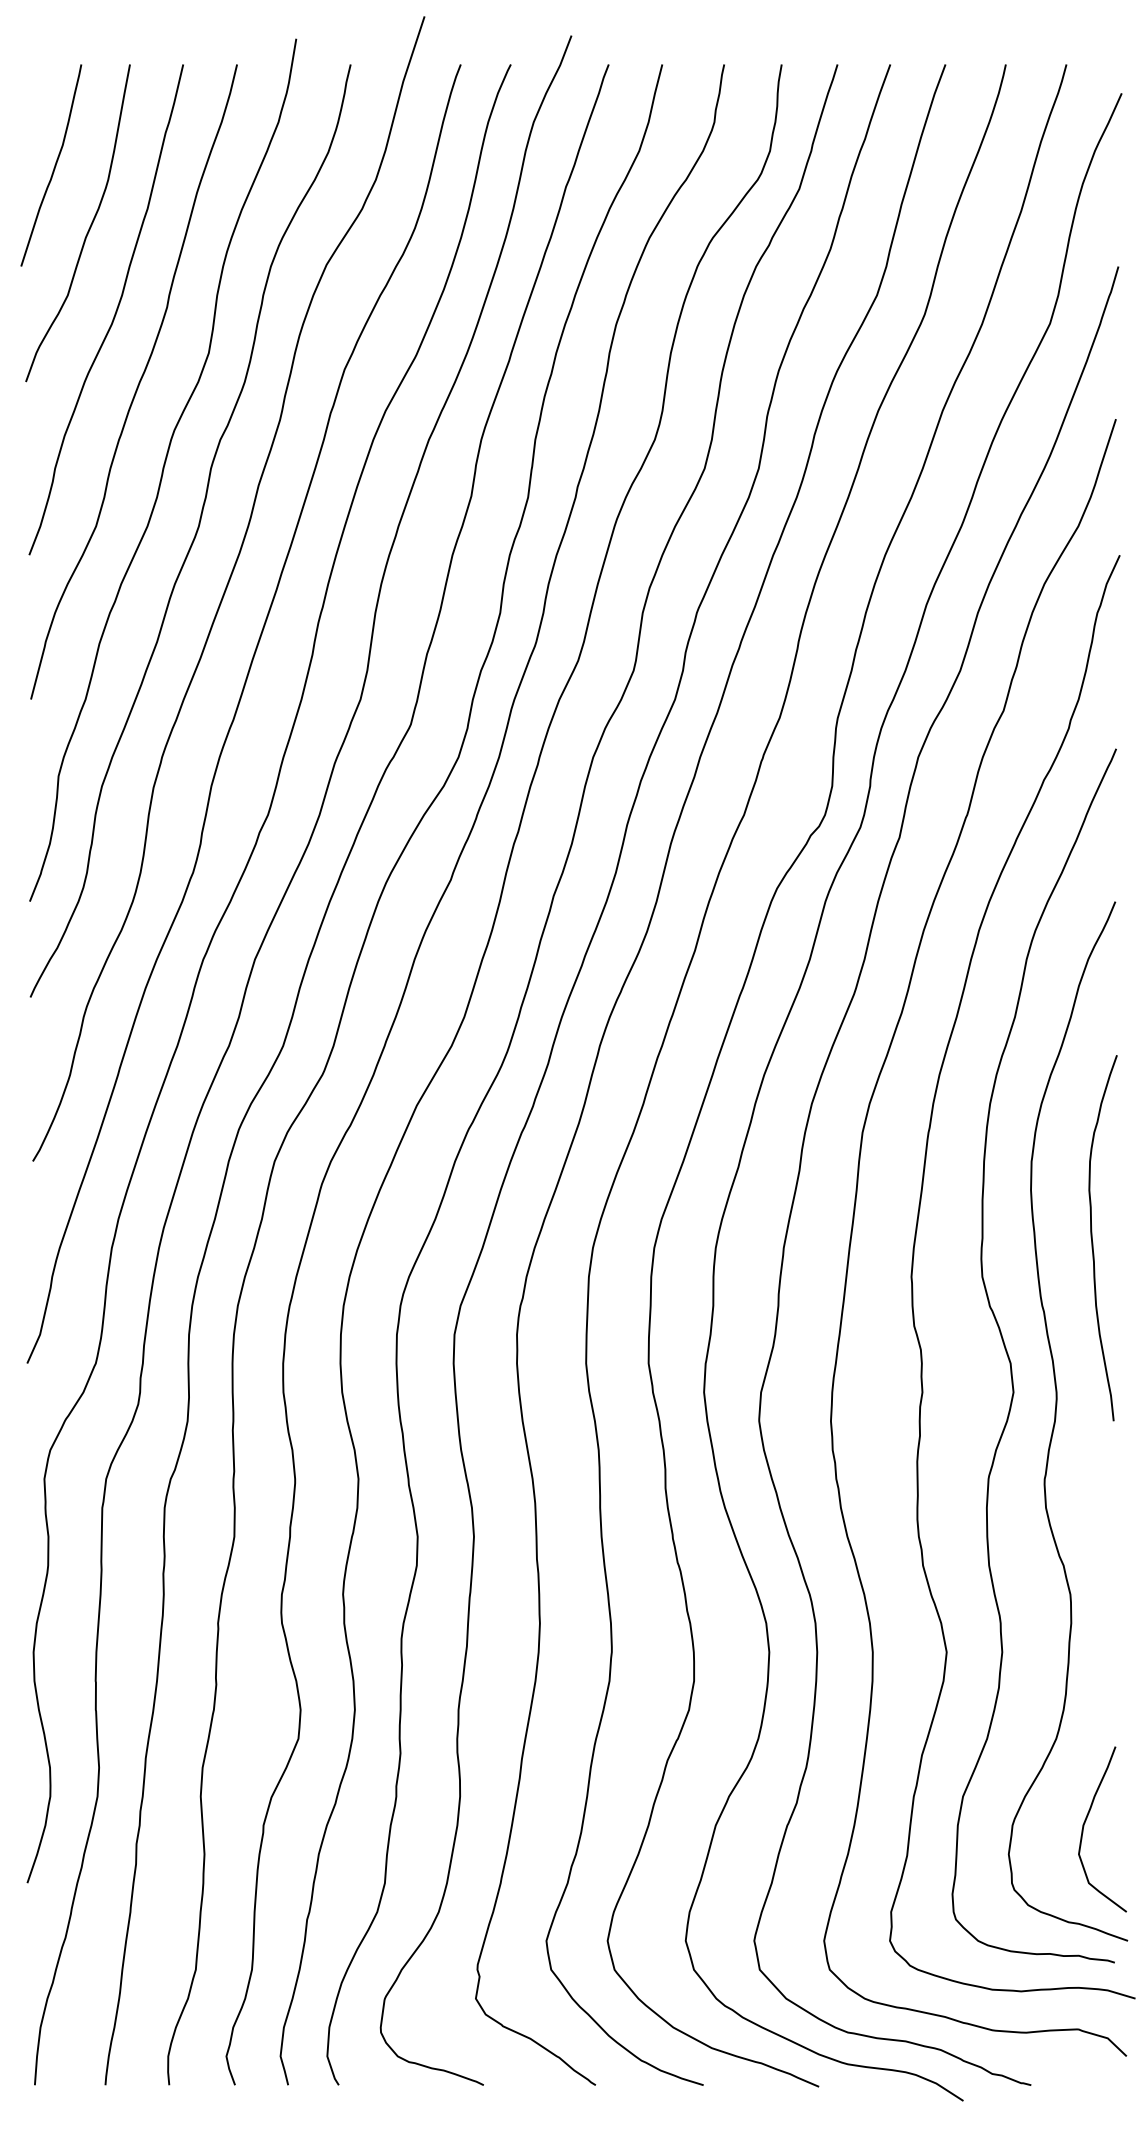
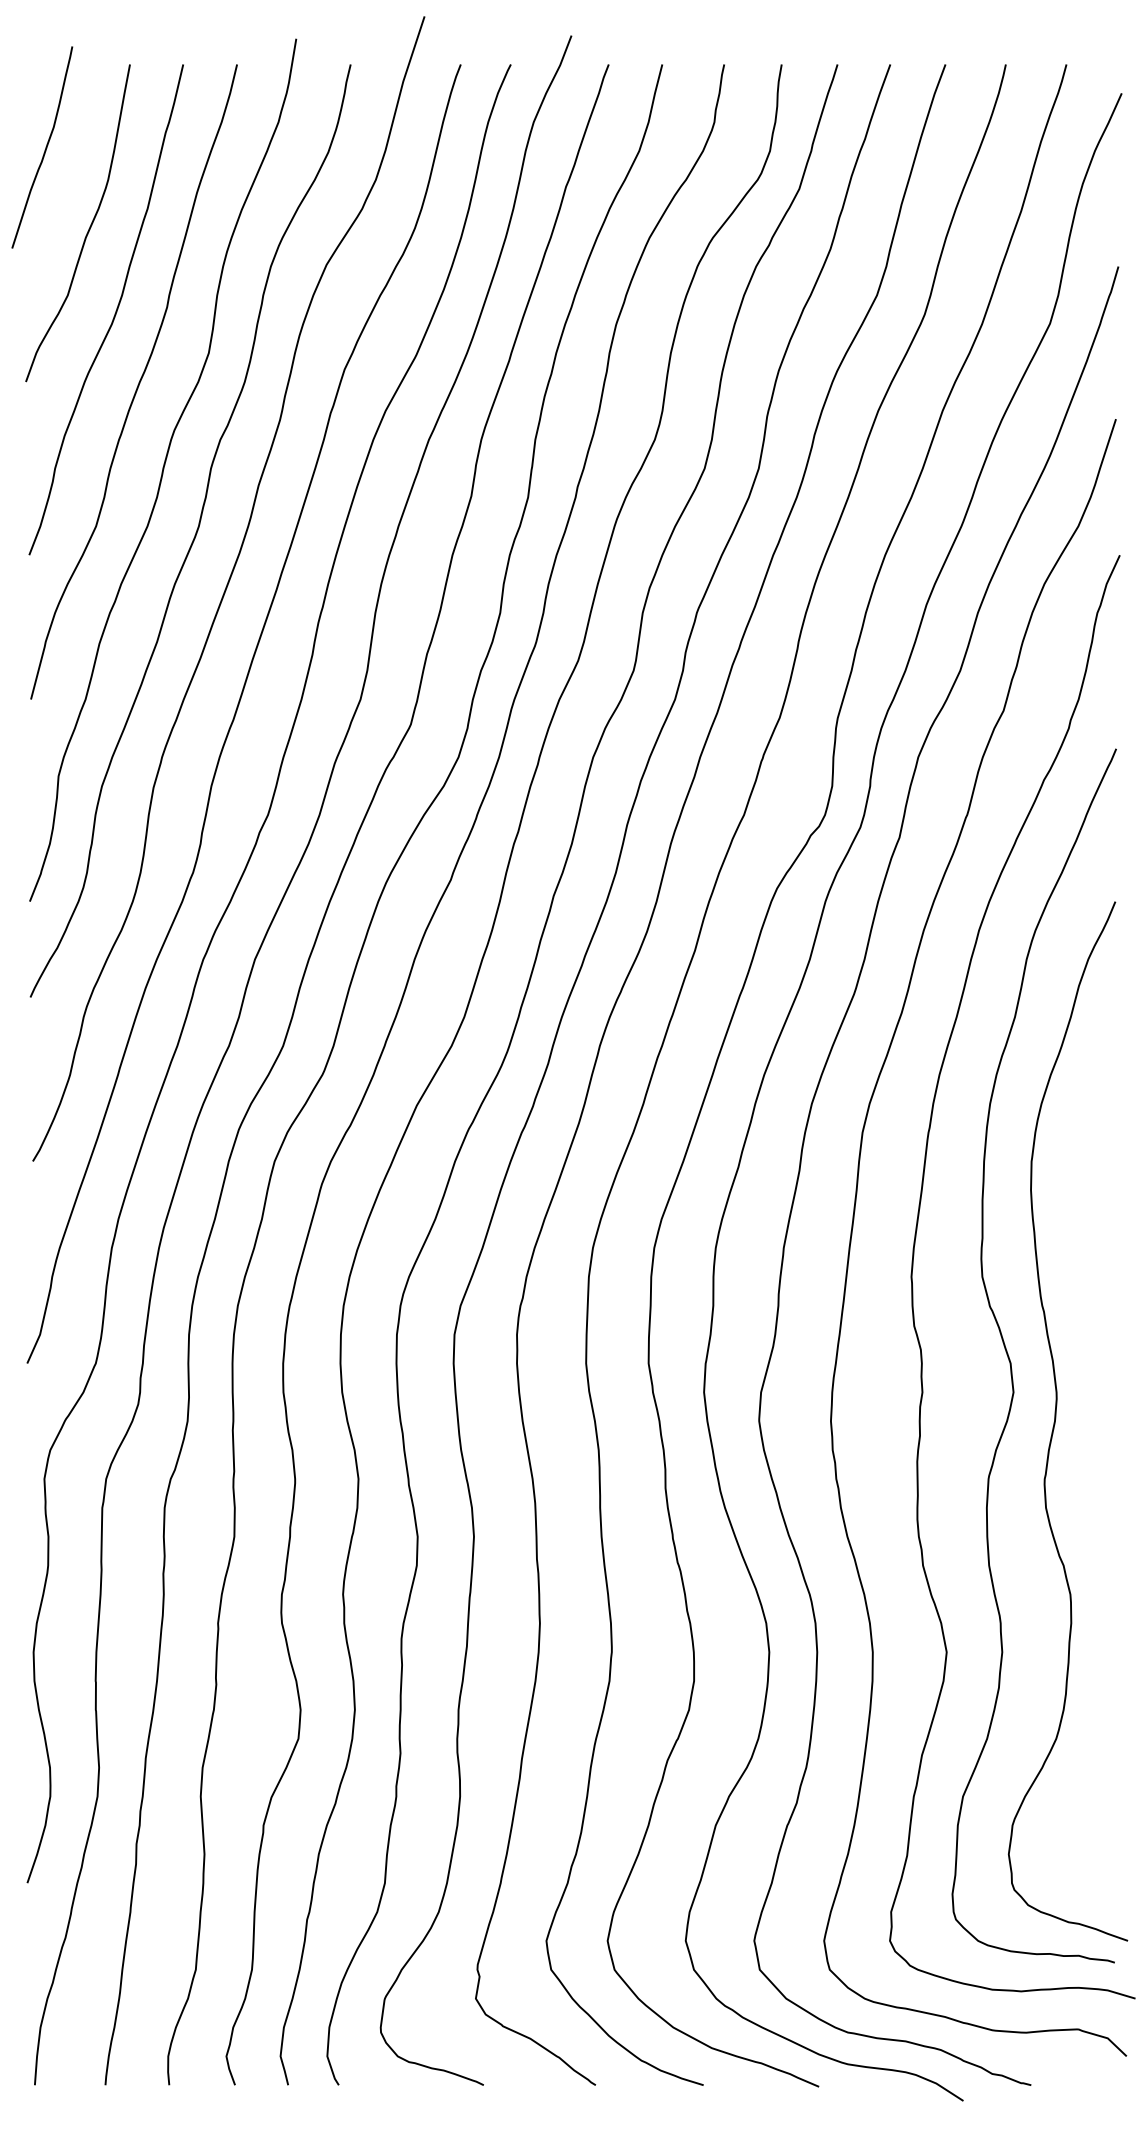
curve position: (54, 165) -> (45, 147) (45, 147)
curve: present -> none (1093, 1242)
curve: present -> none (1085, 1823)
